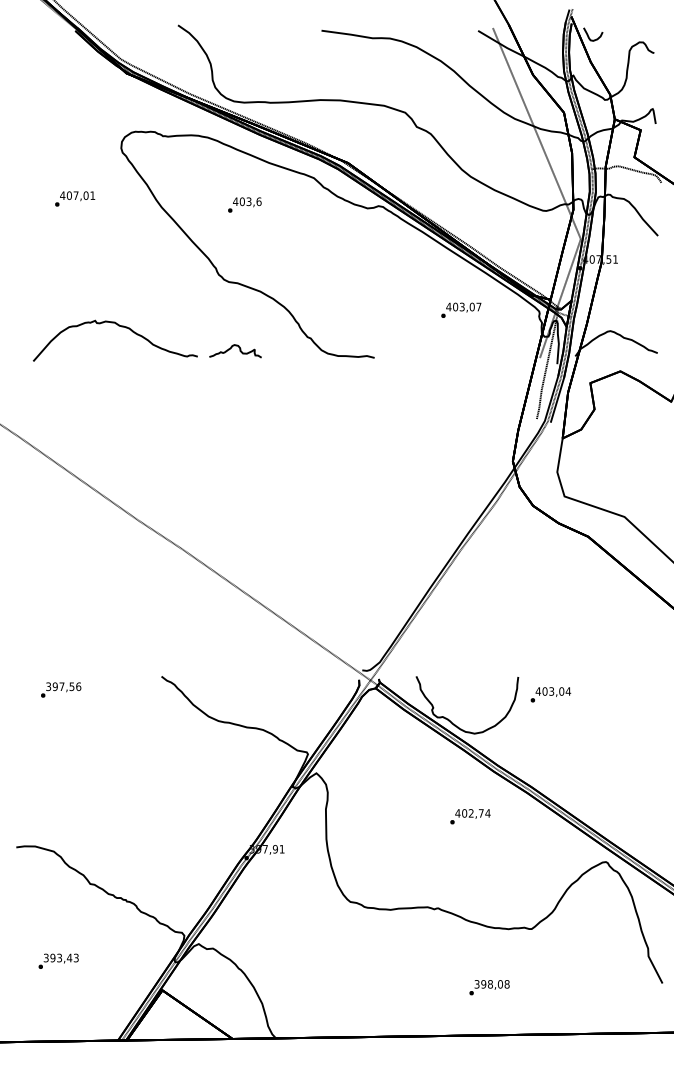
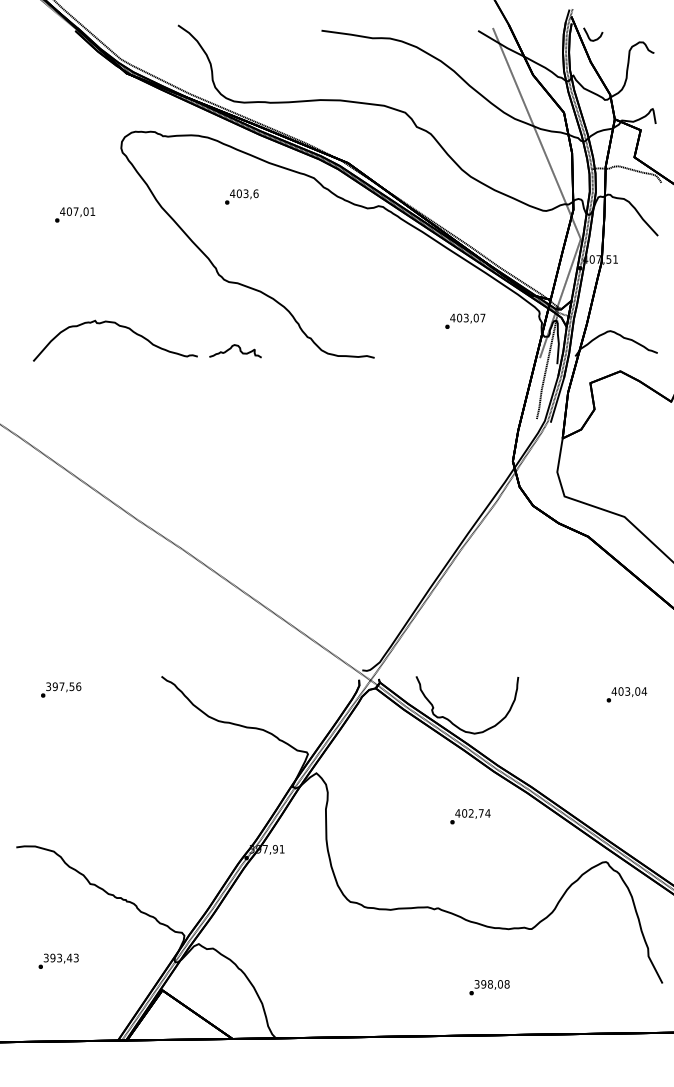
text position: (75, 198) -> (75, 214) (75, 214)
text position: (244, 204) -> (241, 196) (241, 196)
text position: (461, 309) -> (465, 320) (465, 320)
text position: (550, 694) -> (626, 694) (626, 694)
